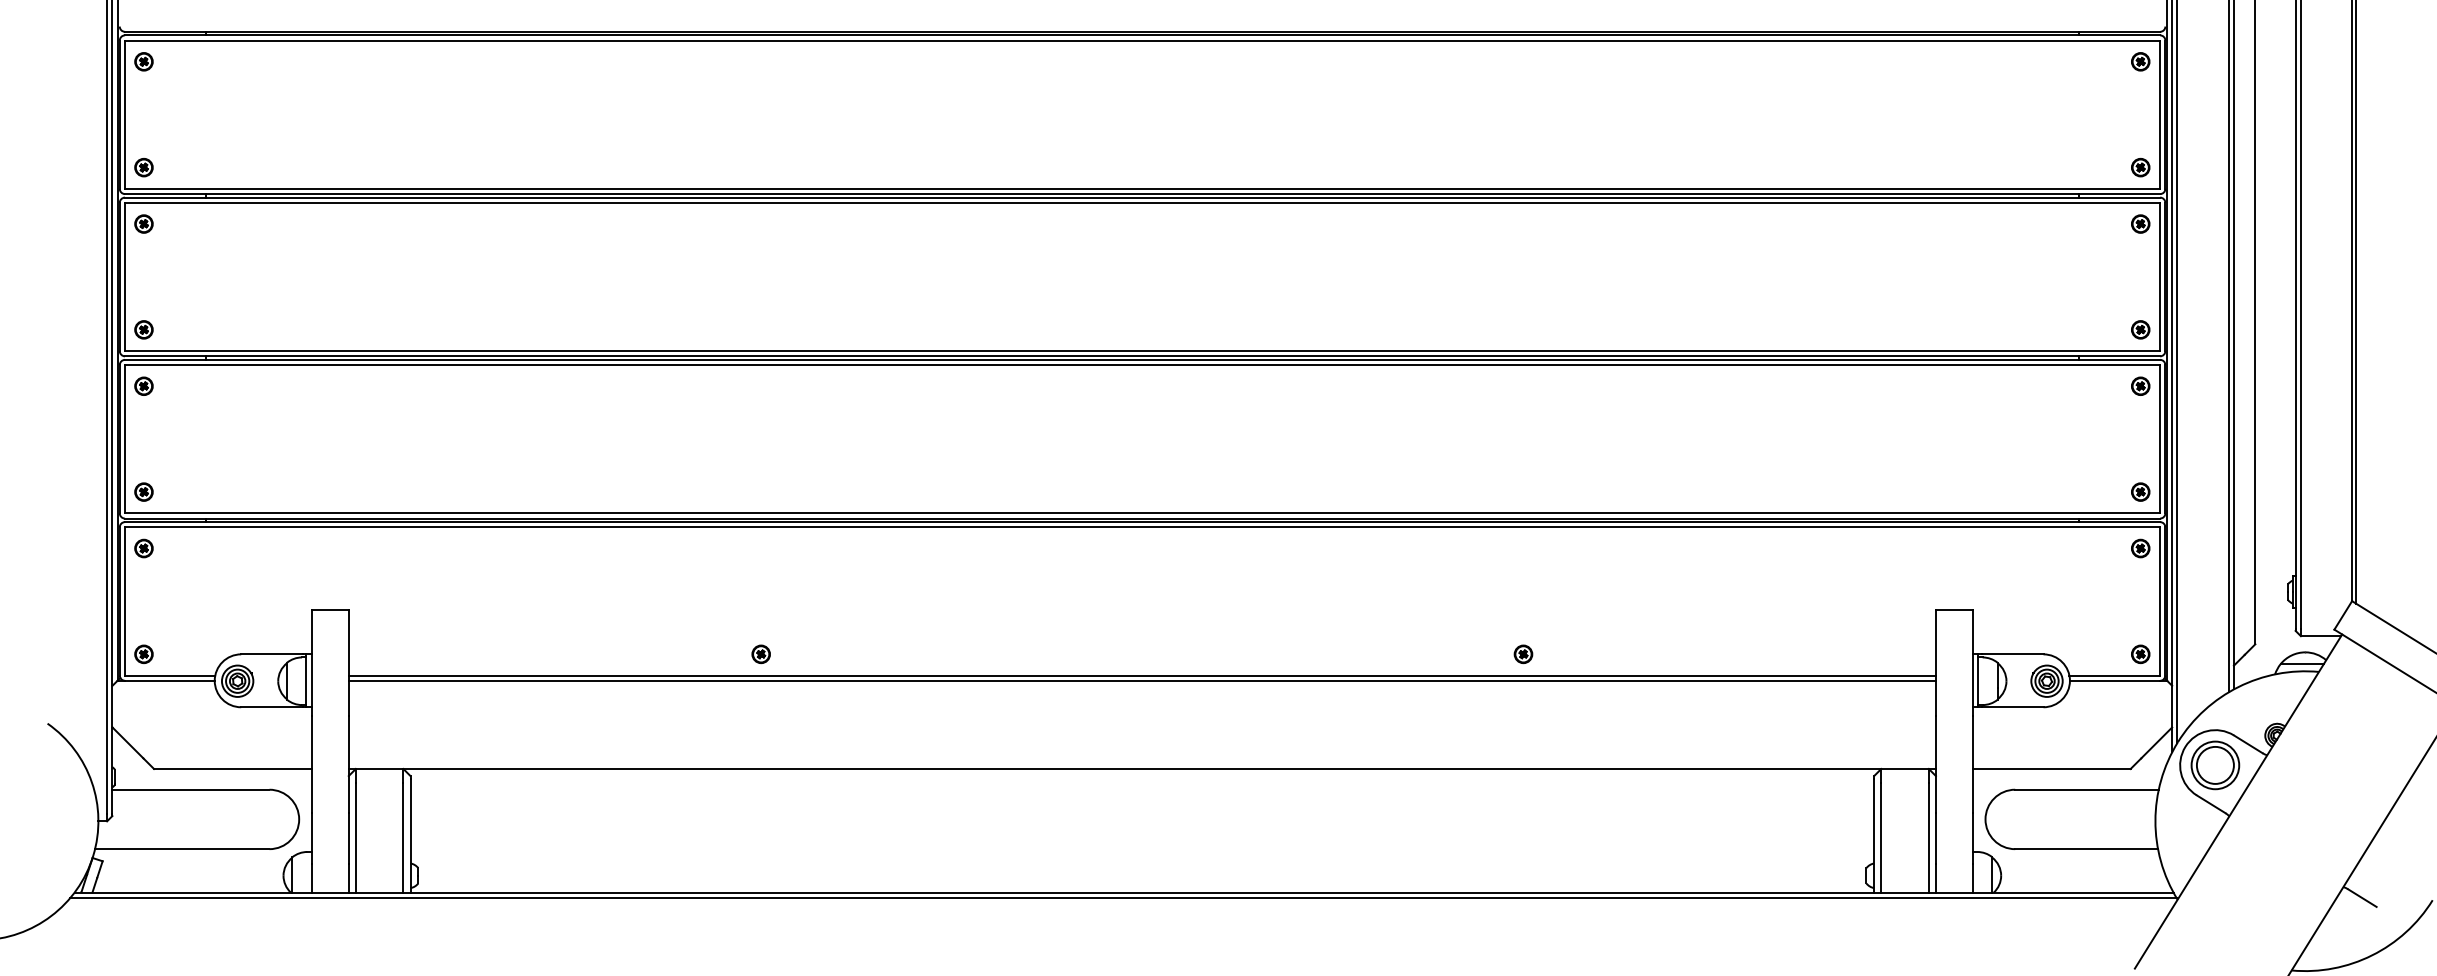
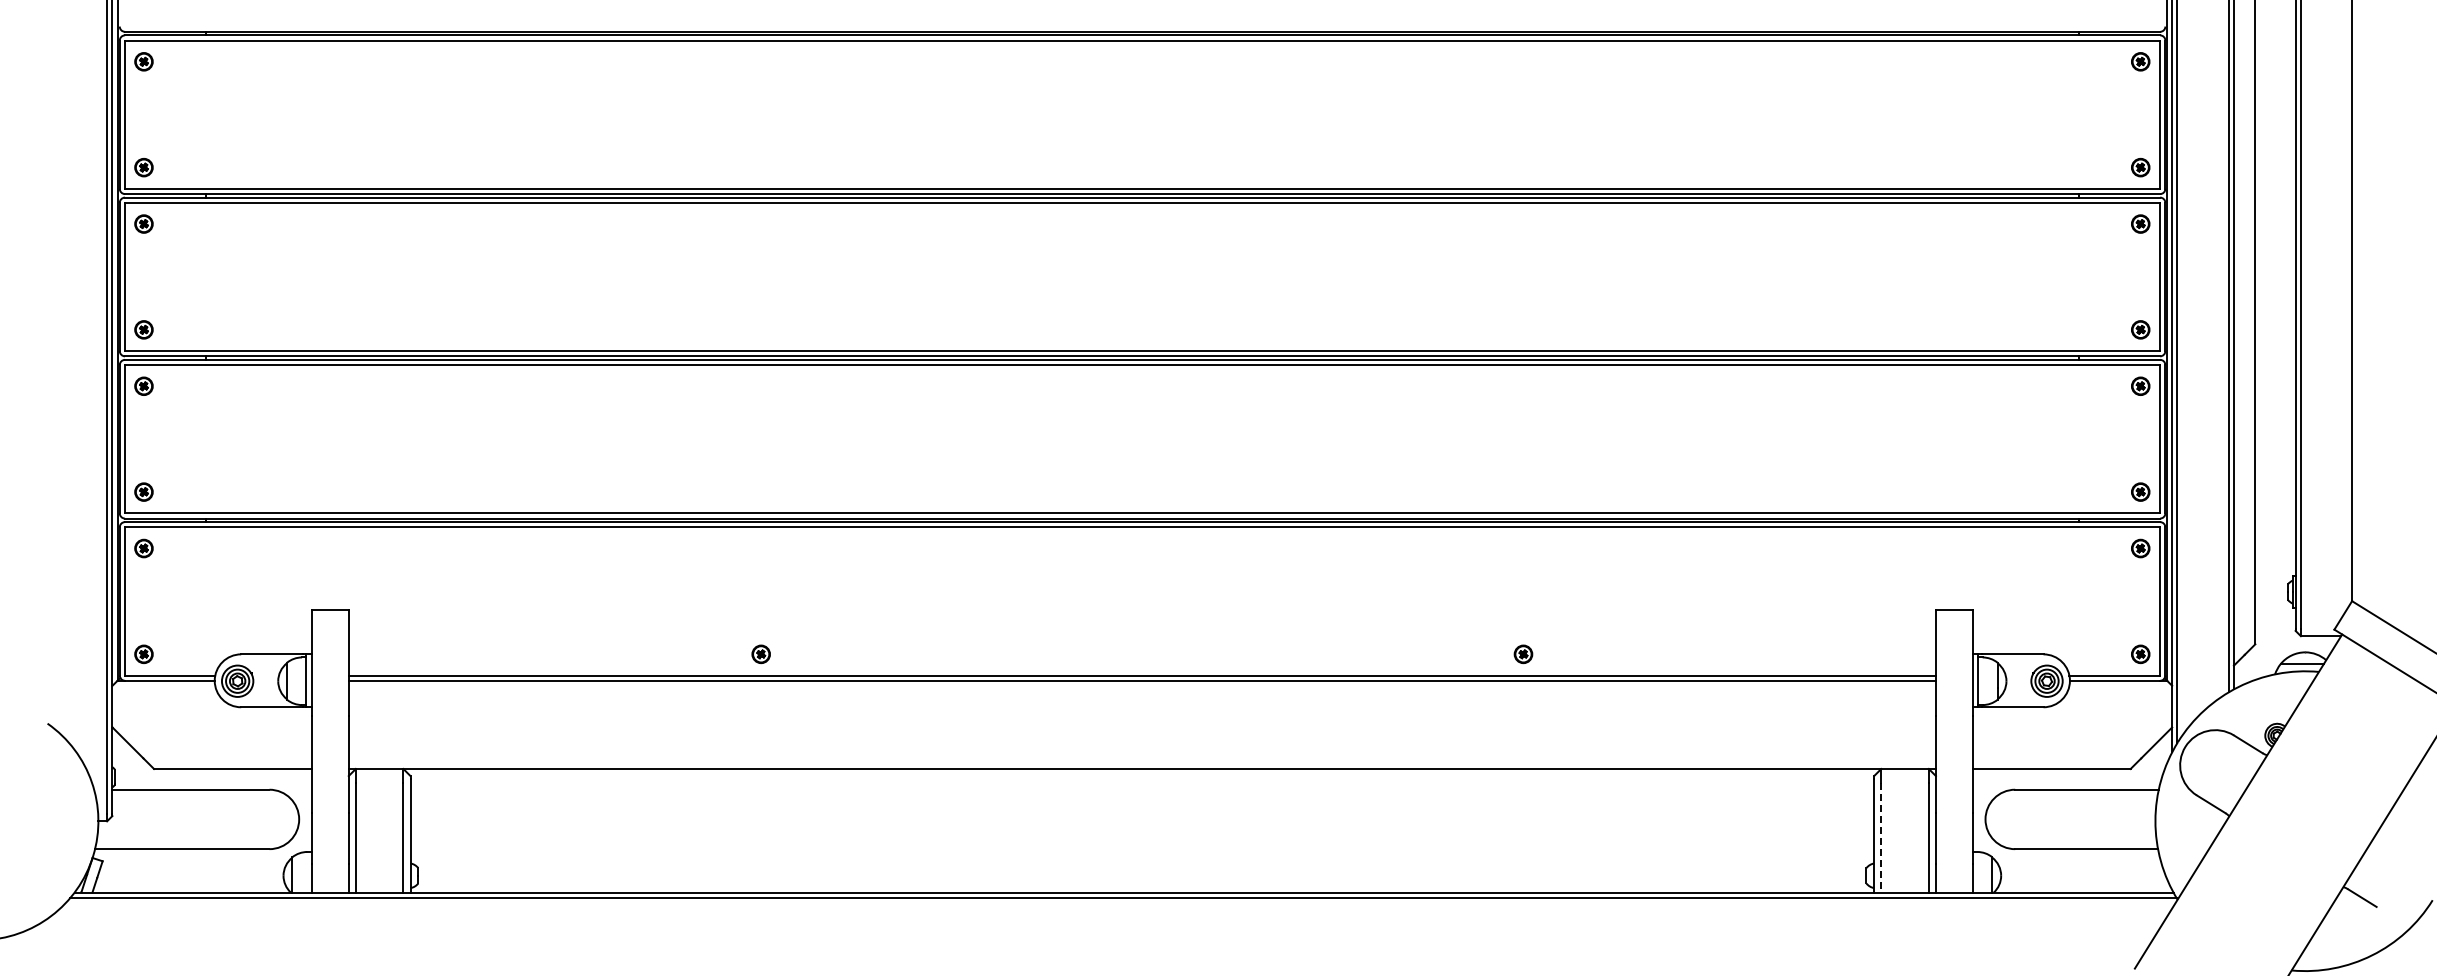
line: present -> none (2356, 302)
part: present -> none (2215, 765)
line: solid -> dashed (1881, 837)
